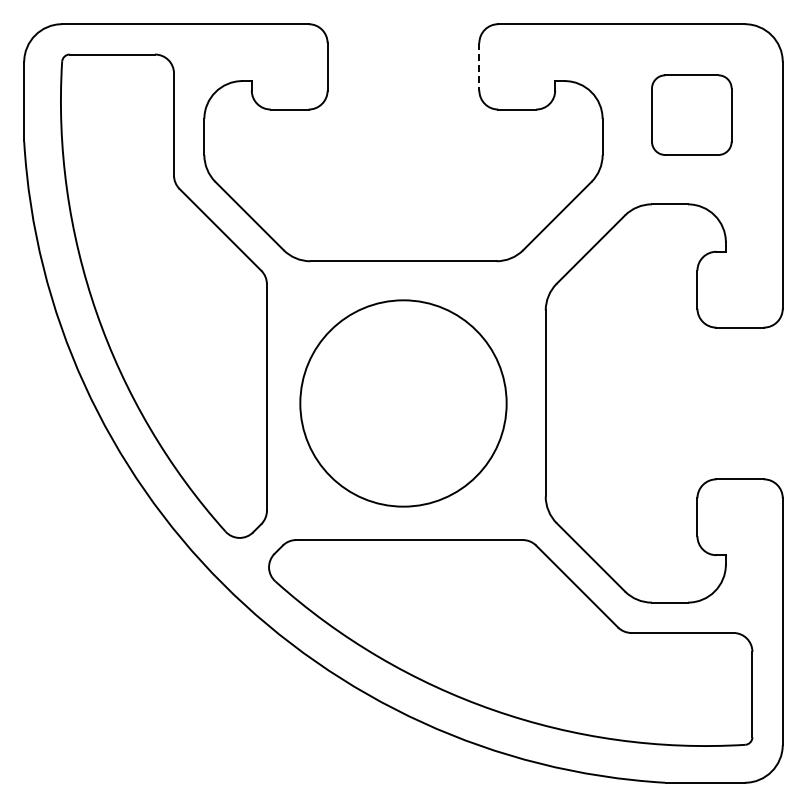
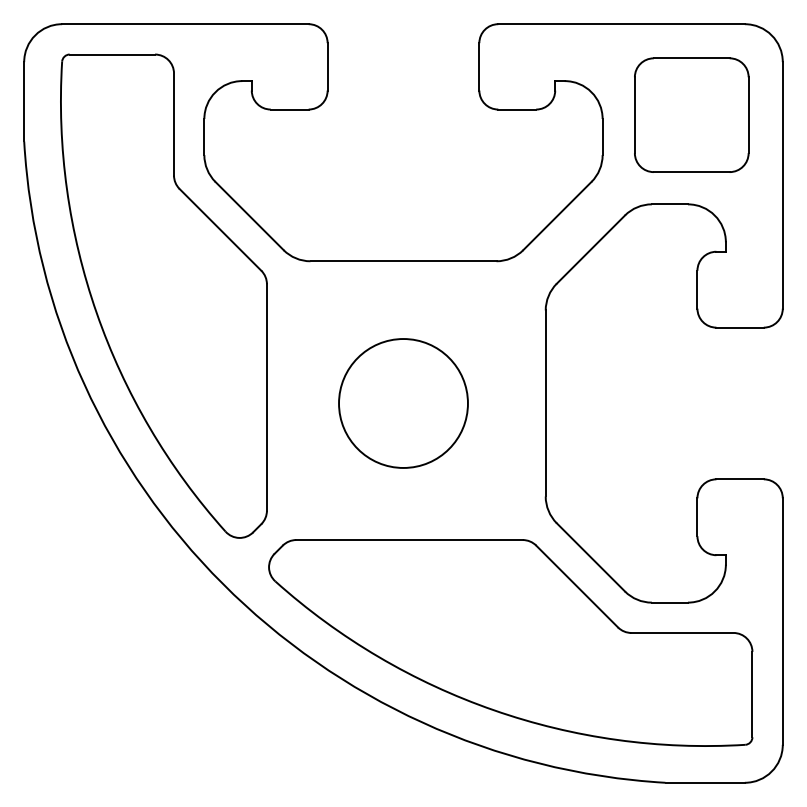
line: dashed -> solid (479, 66)
part size: 82x82 px -> 116x116 px (691, 114)
circle diameter: 206 px -> 129 px (403, 403)
